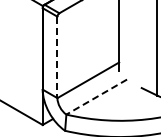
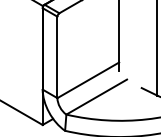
line: dashed -> solid (57, 57)
line: dashed -> solid (96, 97)
